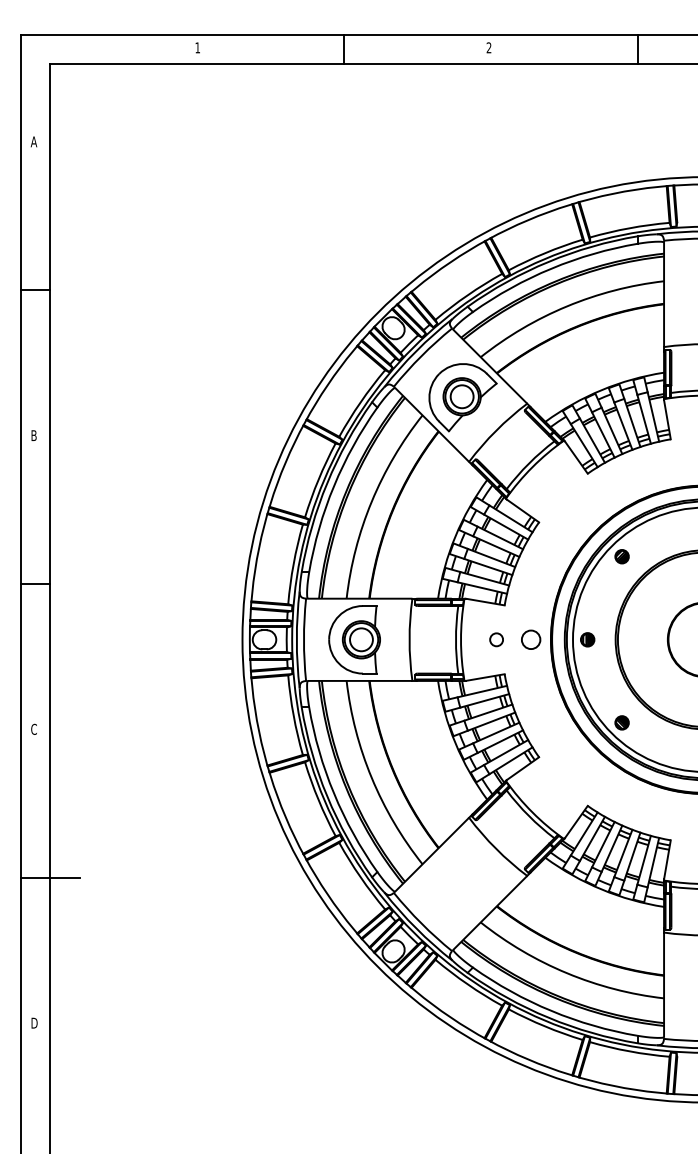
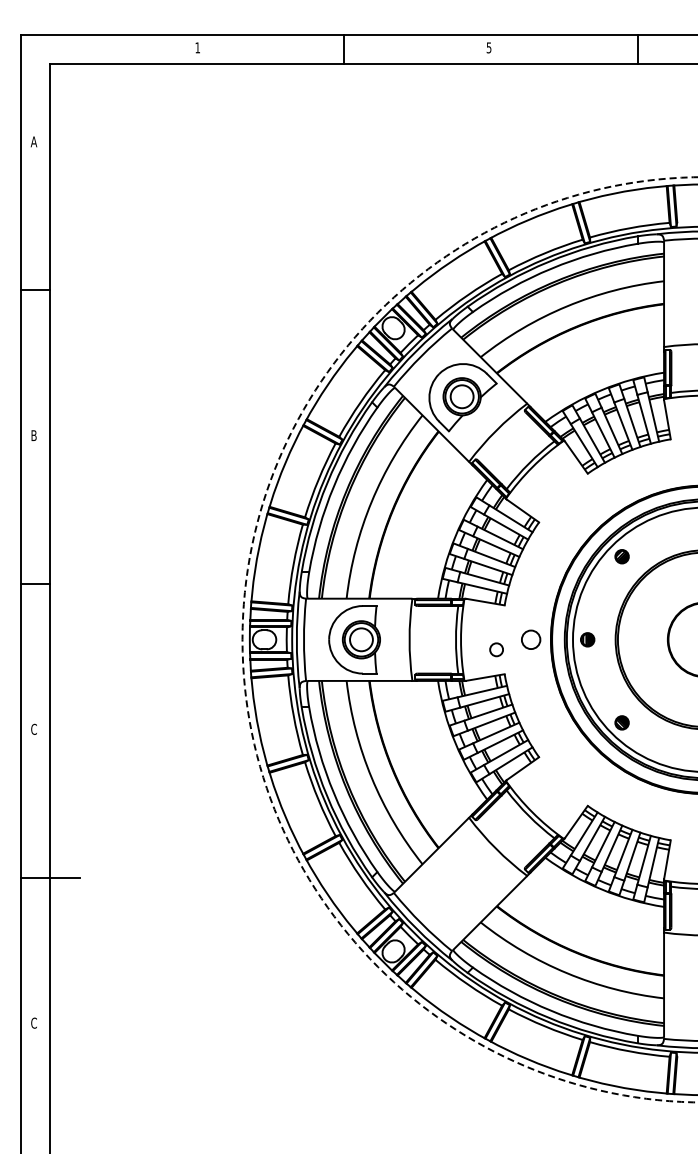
text: 2 -> 5 (488, 47)
circle: solid -> dashed (469, 639)
circle position: (496, 639) -> (496, 649) (496, 649)
text: D -> C (34, 1022)
